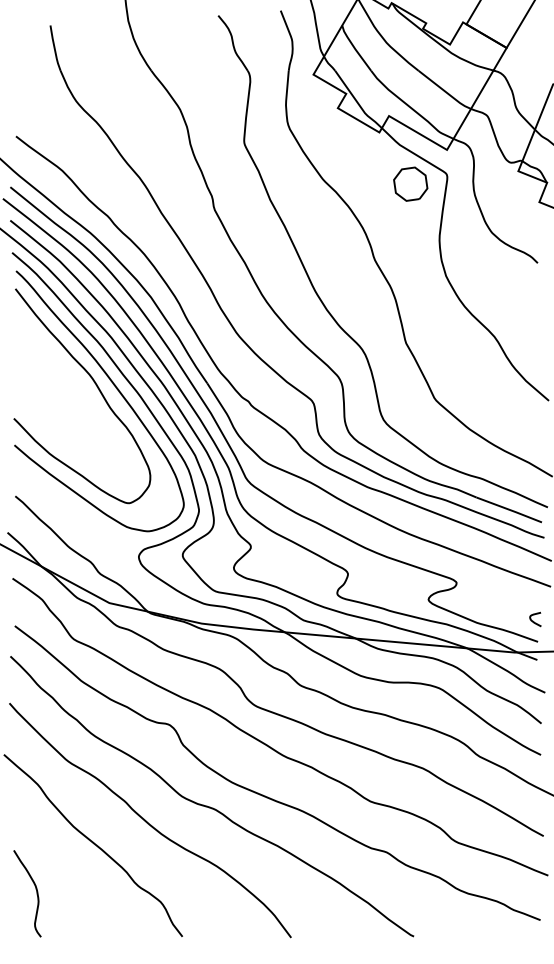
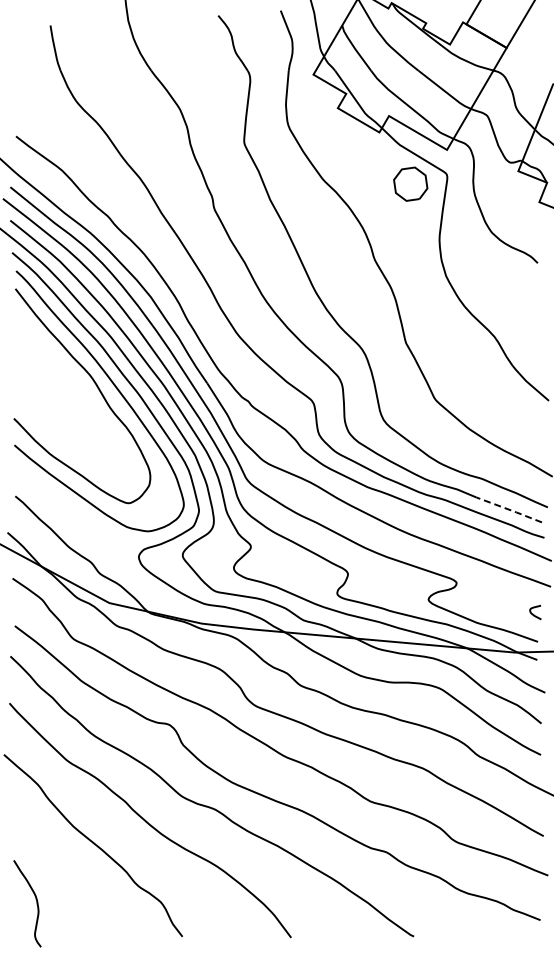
line: solid -> dashed (509, 509)
curve position: (533, 620) -> (533, 613) (533, 613)
curve position: (35, 889) -> (35, 899) (35, 899)
